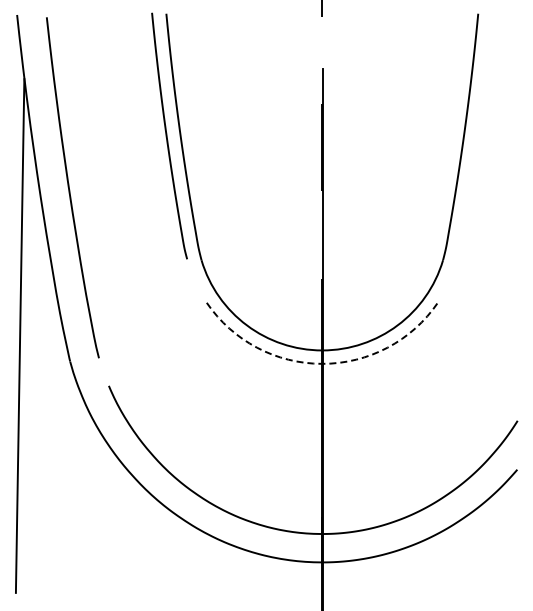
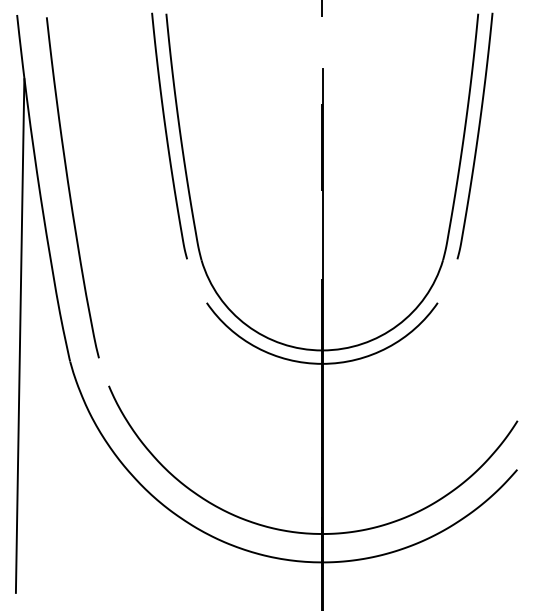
curve: none -> present (476, 137)
arc: dashed -> solid (322, 363)
